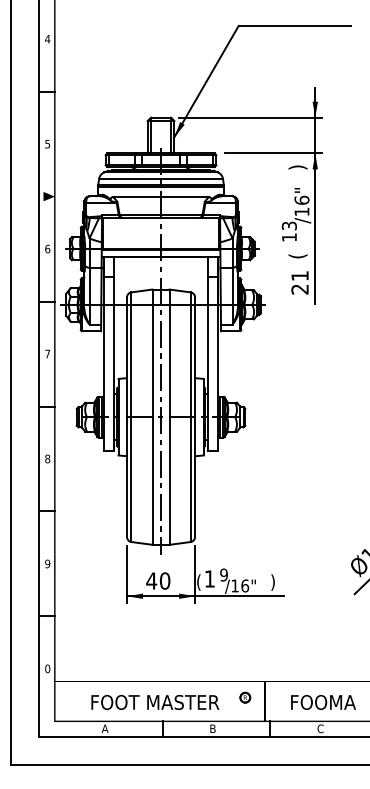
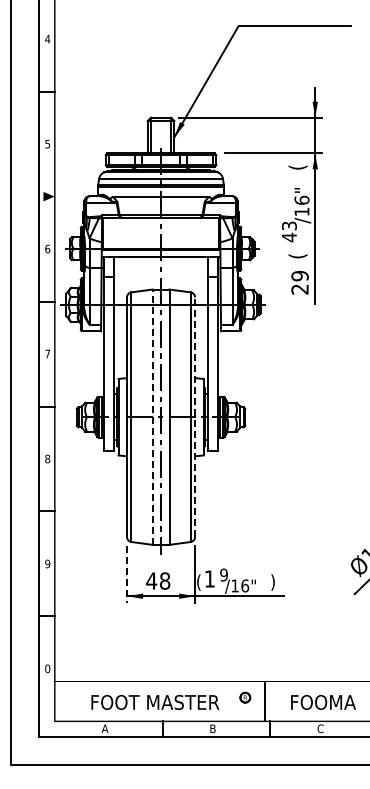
text: ) -> ( (297, 167)
text: 13 -> 43 (289, 237)
text: 21 -> 29 (299, 275)
line: solid -> dashed (152, 417)
line: solid -> dashed (195, 417)
line: solid -> dashed (127, 574)
text: 40 -> 48 (164, 580)
